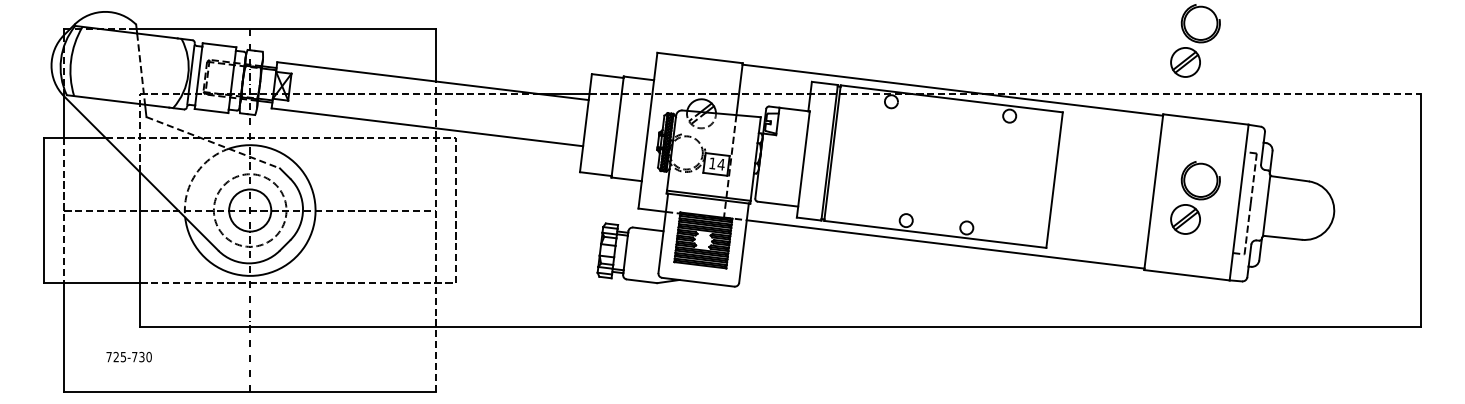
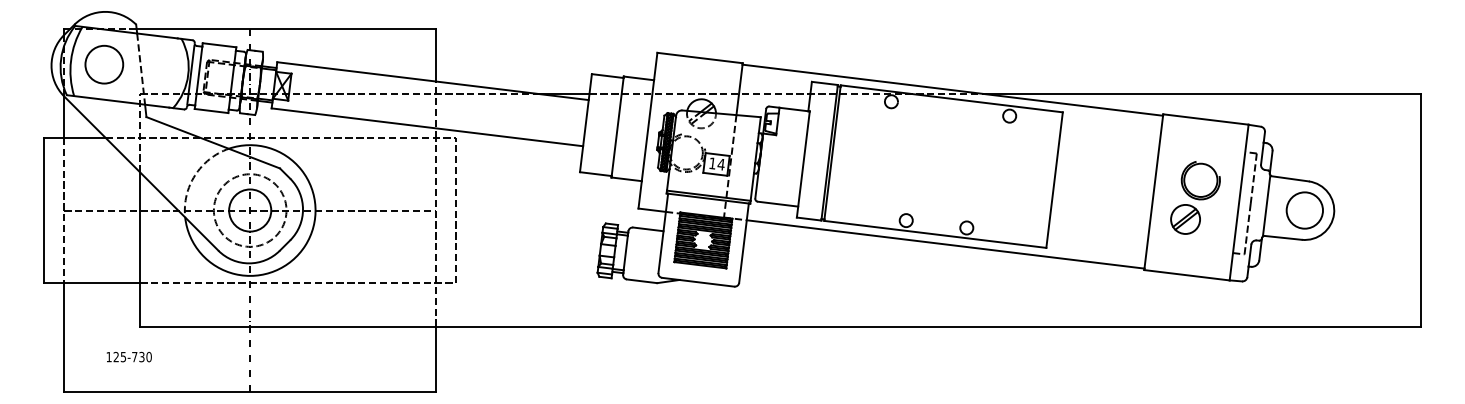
part: present -> none (1195, 40)
circle: none -> present (104, 64)
line: dashed -> solid (1204, 94)
line: dashed -> solid (213, 142)
circle: none -> present (1304, 210)
text: 725-730 -> 125-730 (108, 357)
line: dashed -> solid (436, 359)
